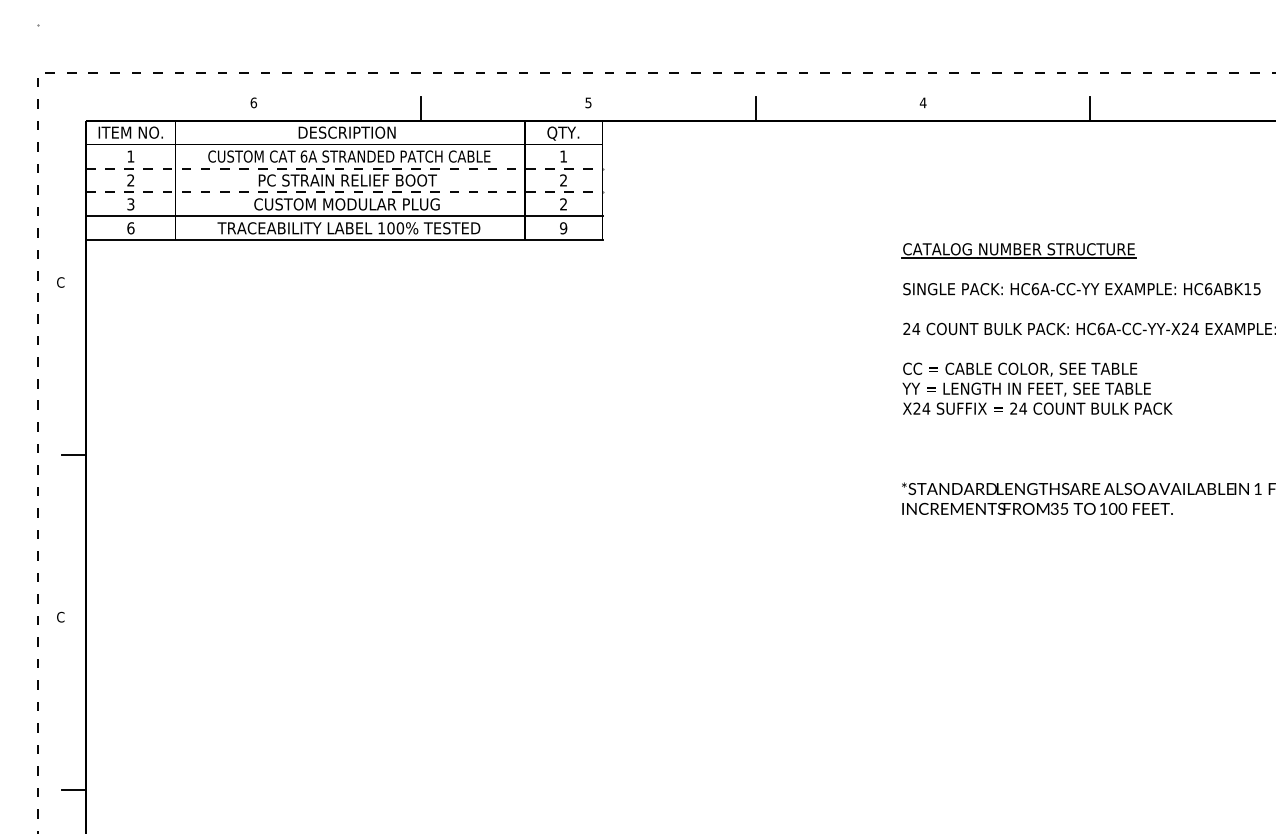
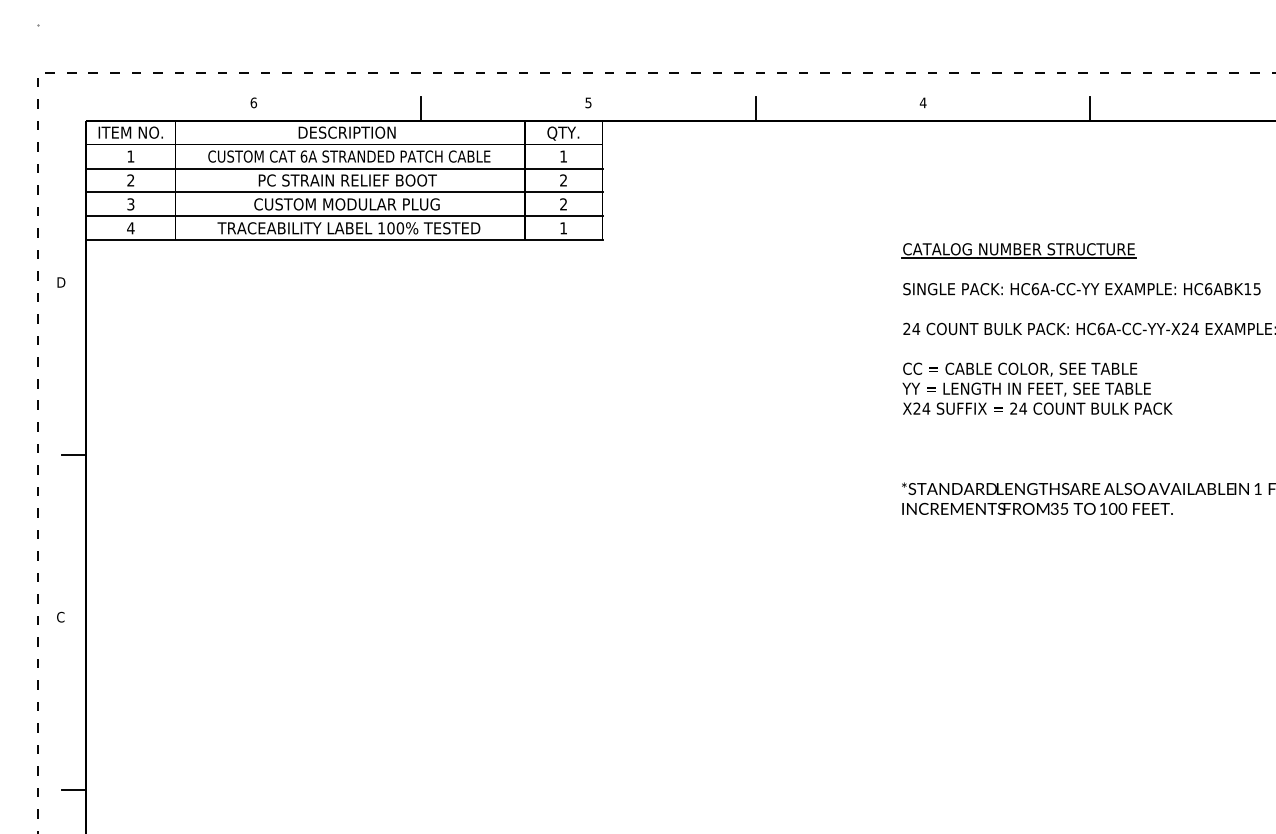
line: dashed -> solid (344, 168)
line: dashed -> solid (344, 192)
text: 6 -> 4 (130, 228)
text: 9 -> 1 (563, 228)
text: C -> D (61, 282)
